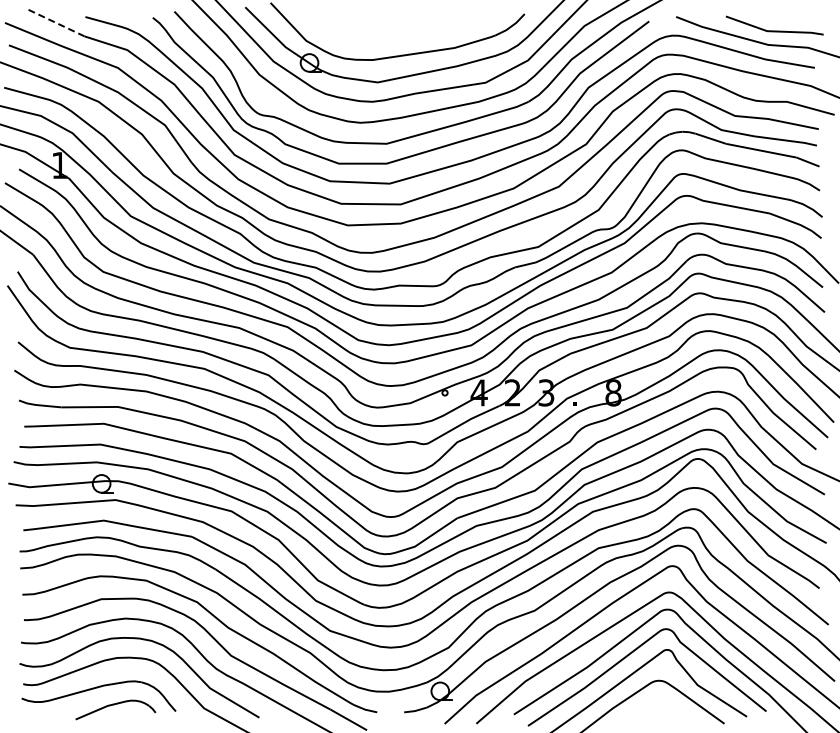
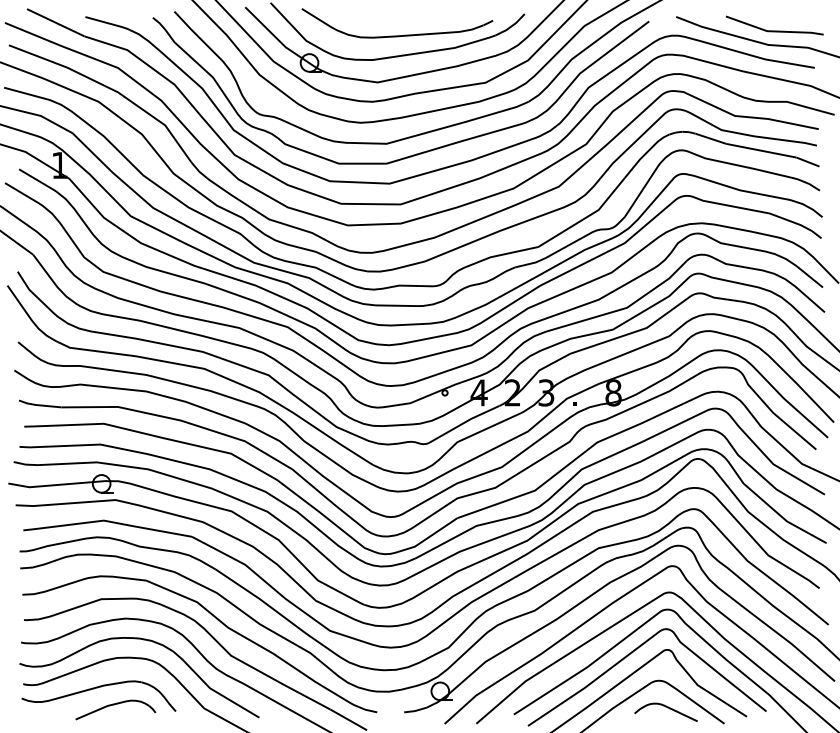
line: dashed -> solid (55, 22)
part: none -> present (397, 35)
curve: none -> present (667, 708)
